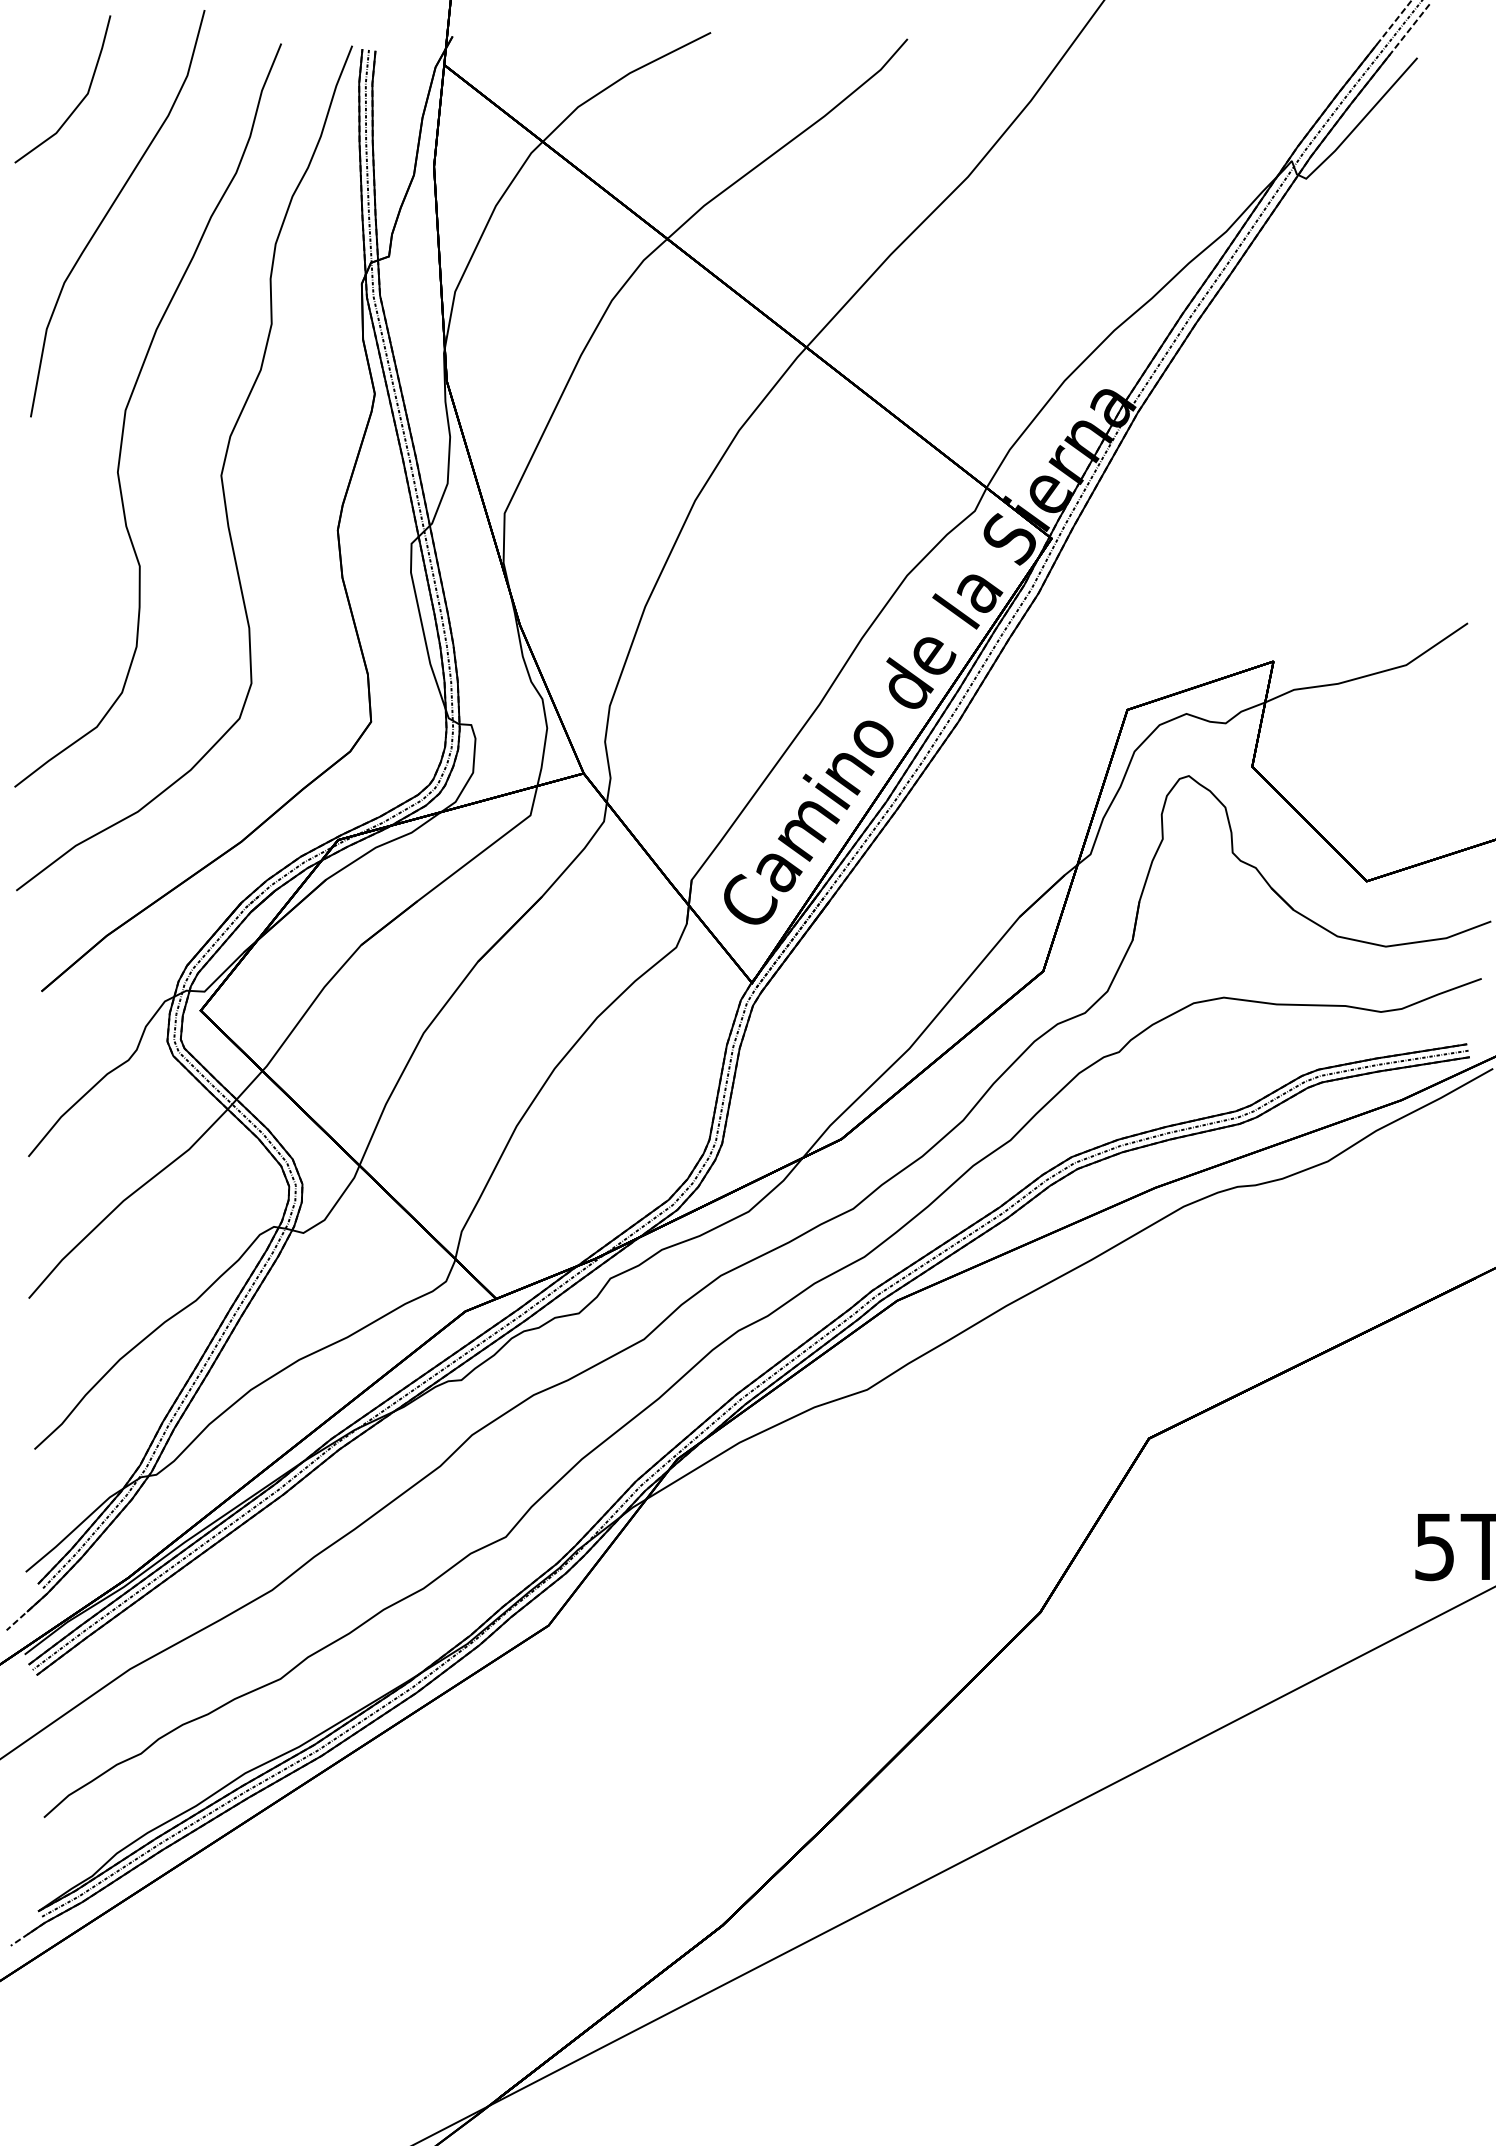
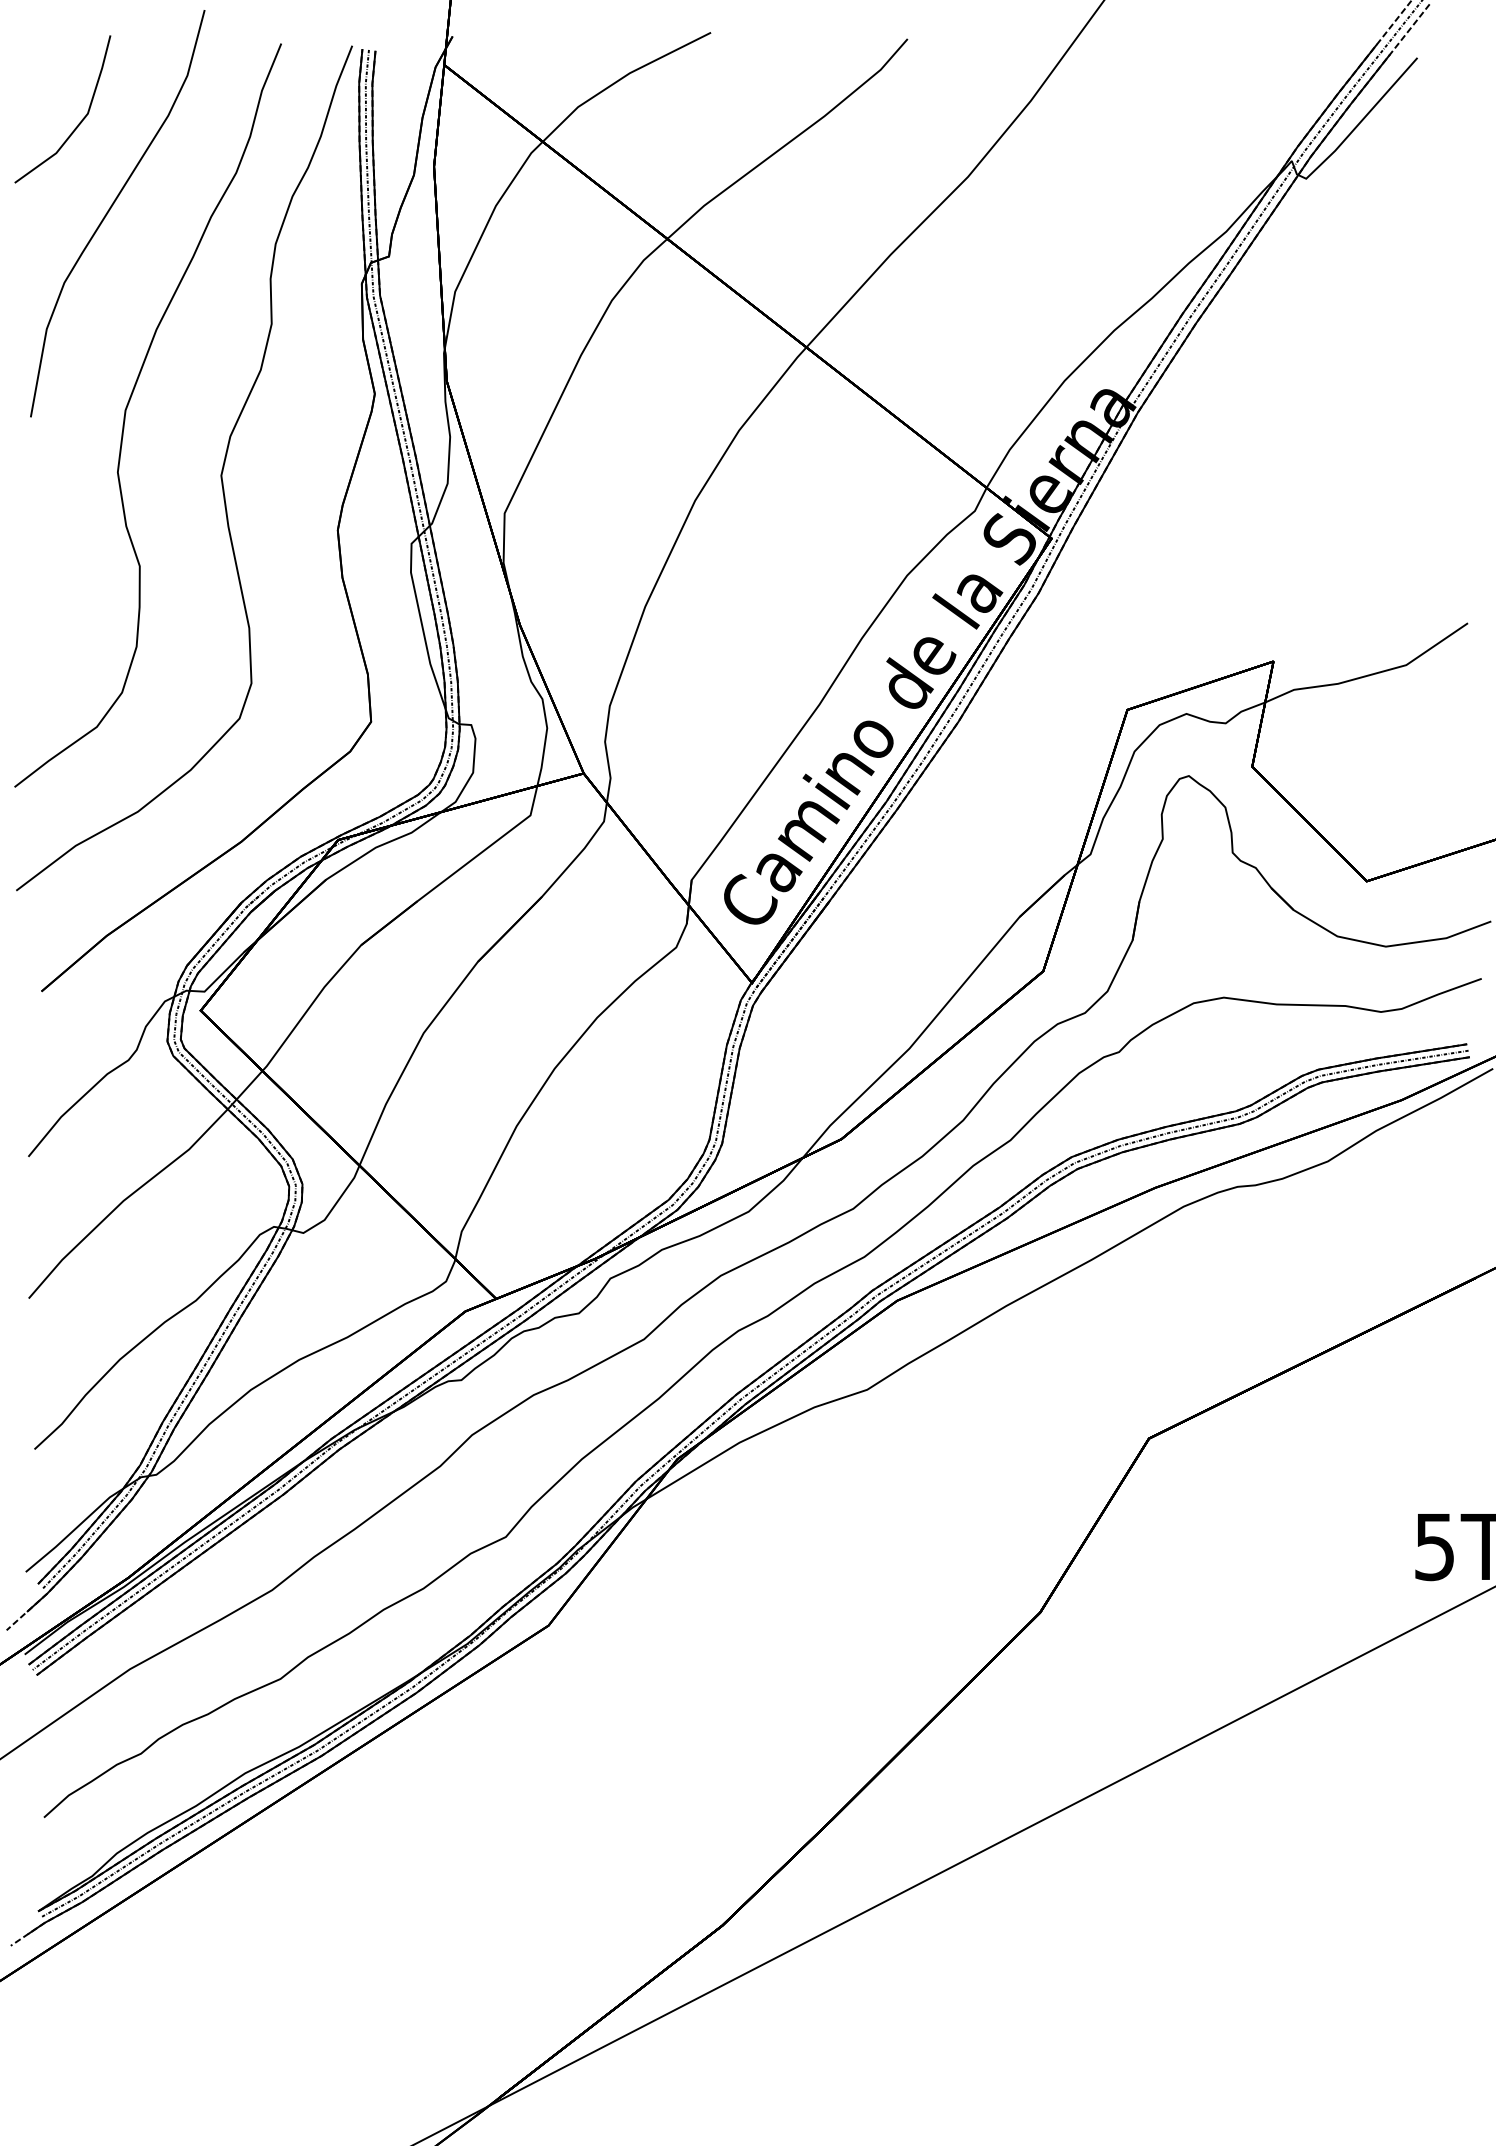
line position: (78, 103) -> (78, 123) (78, 123)
